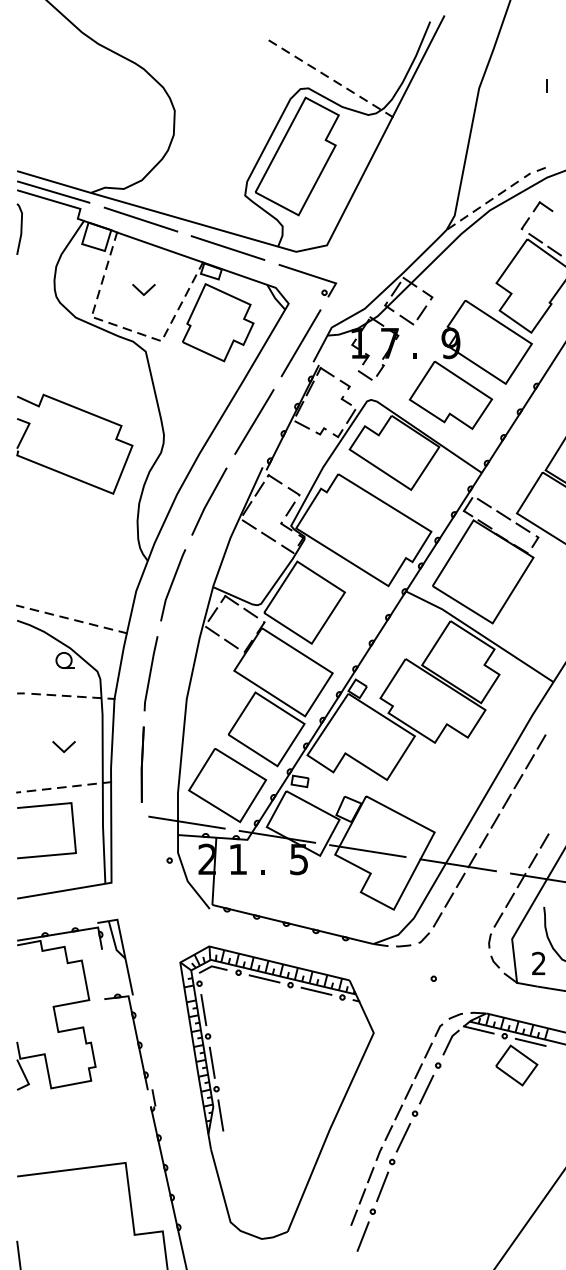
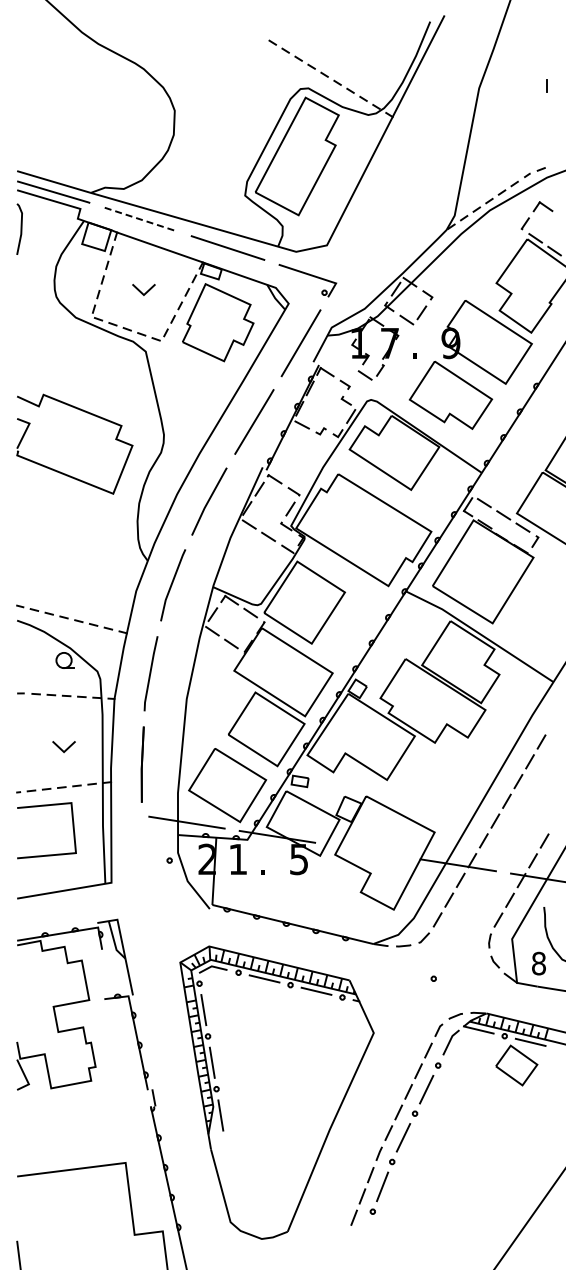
line: solid -> dashed (141, 219)
line: present -> none (367, 851)
text: 2 -> 8 (538, 963)
line: present -> none (362, 1236)
